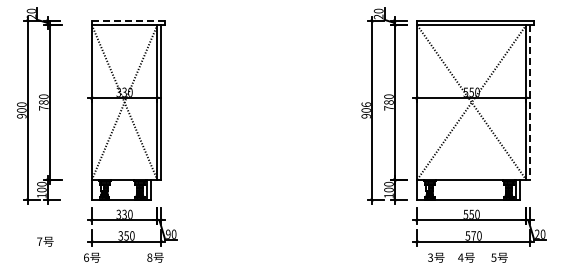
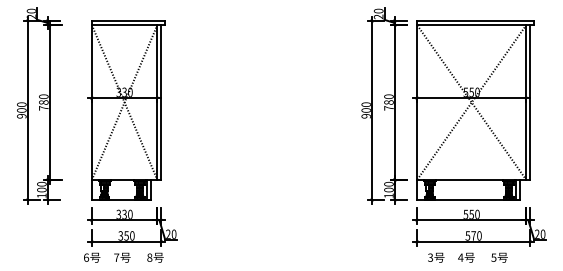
line: dashed -> solid (128, 20)
line: dashed -> solid (530, 102)
text: 906 -> 900 (365, 104)
text: 90 -> 20 (168, 234)
text position: (45, 241) -> (122, 257) (122, 257)
